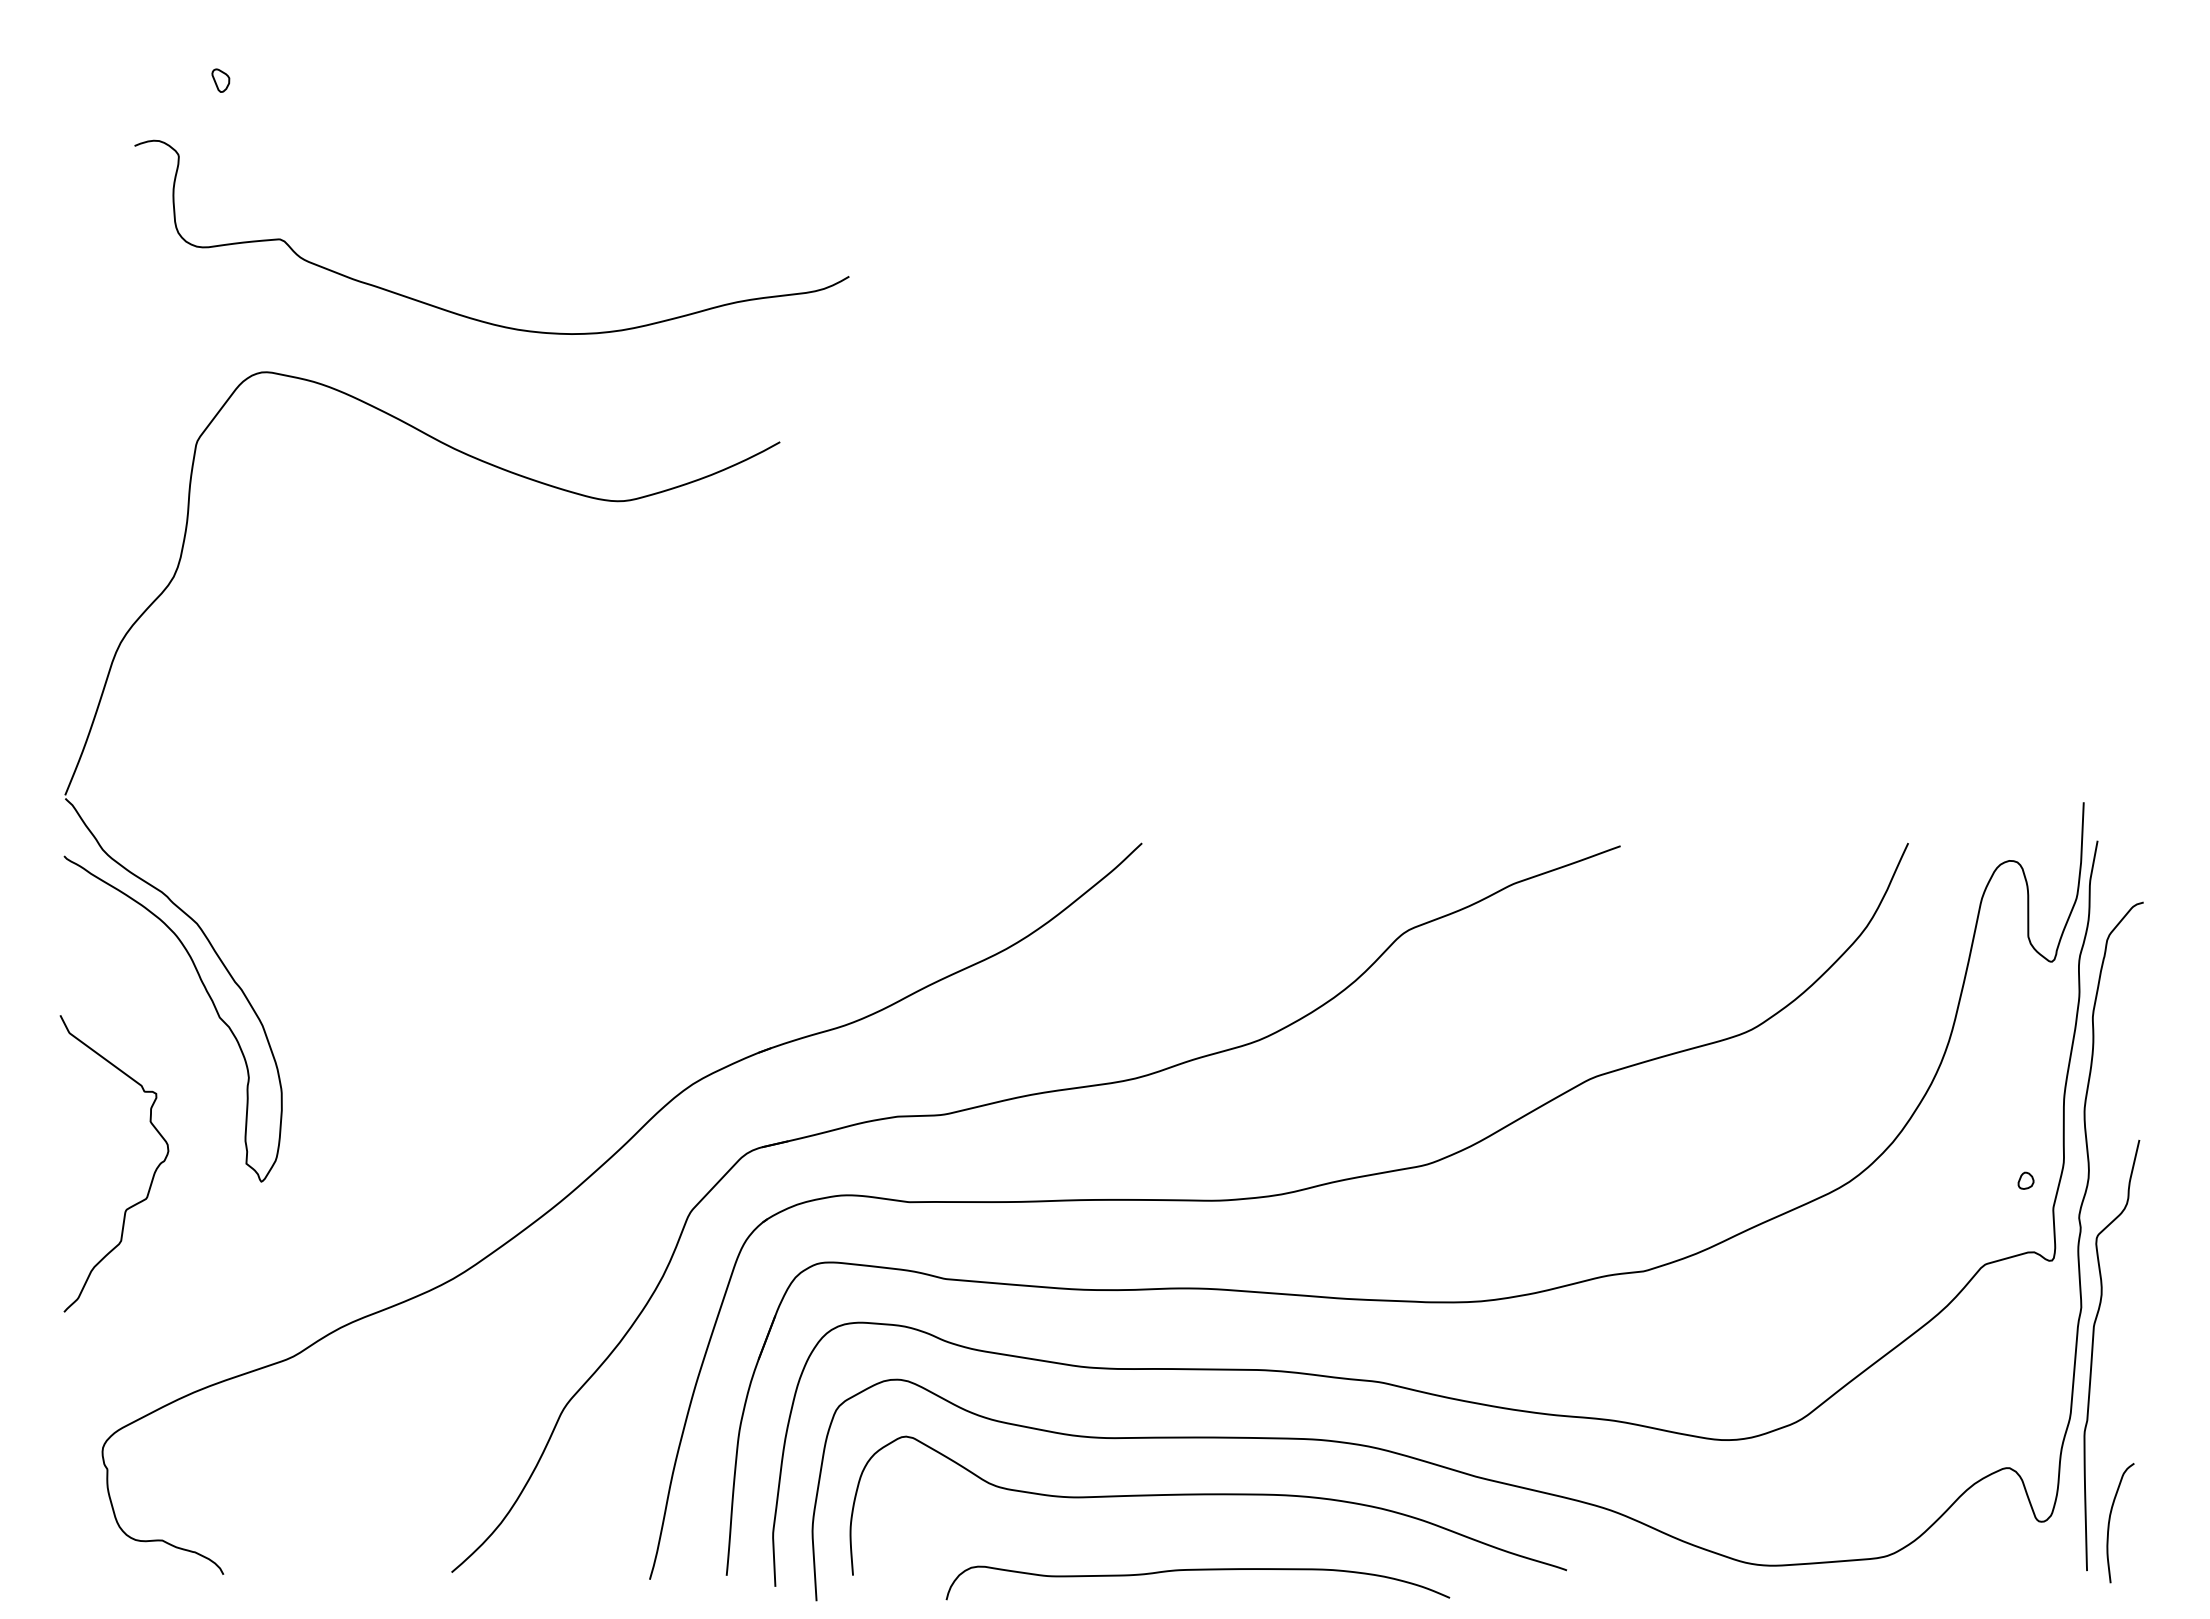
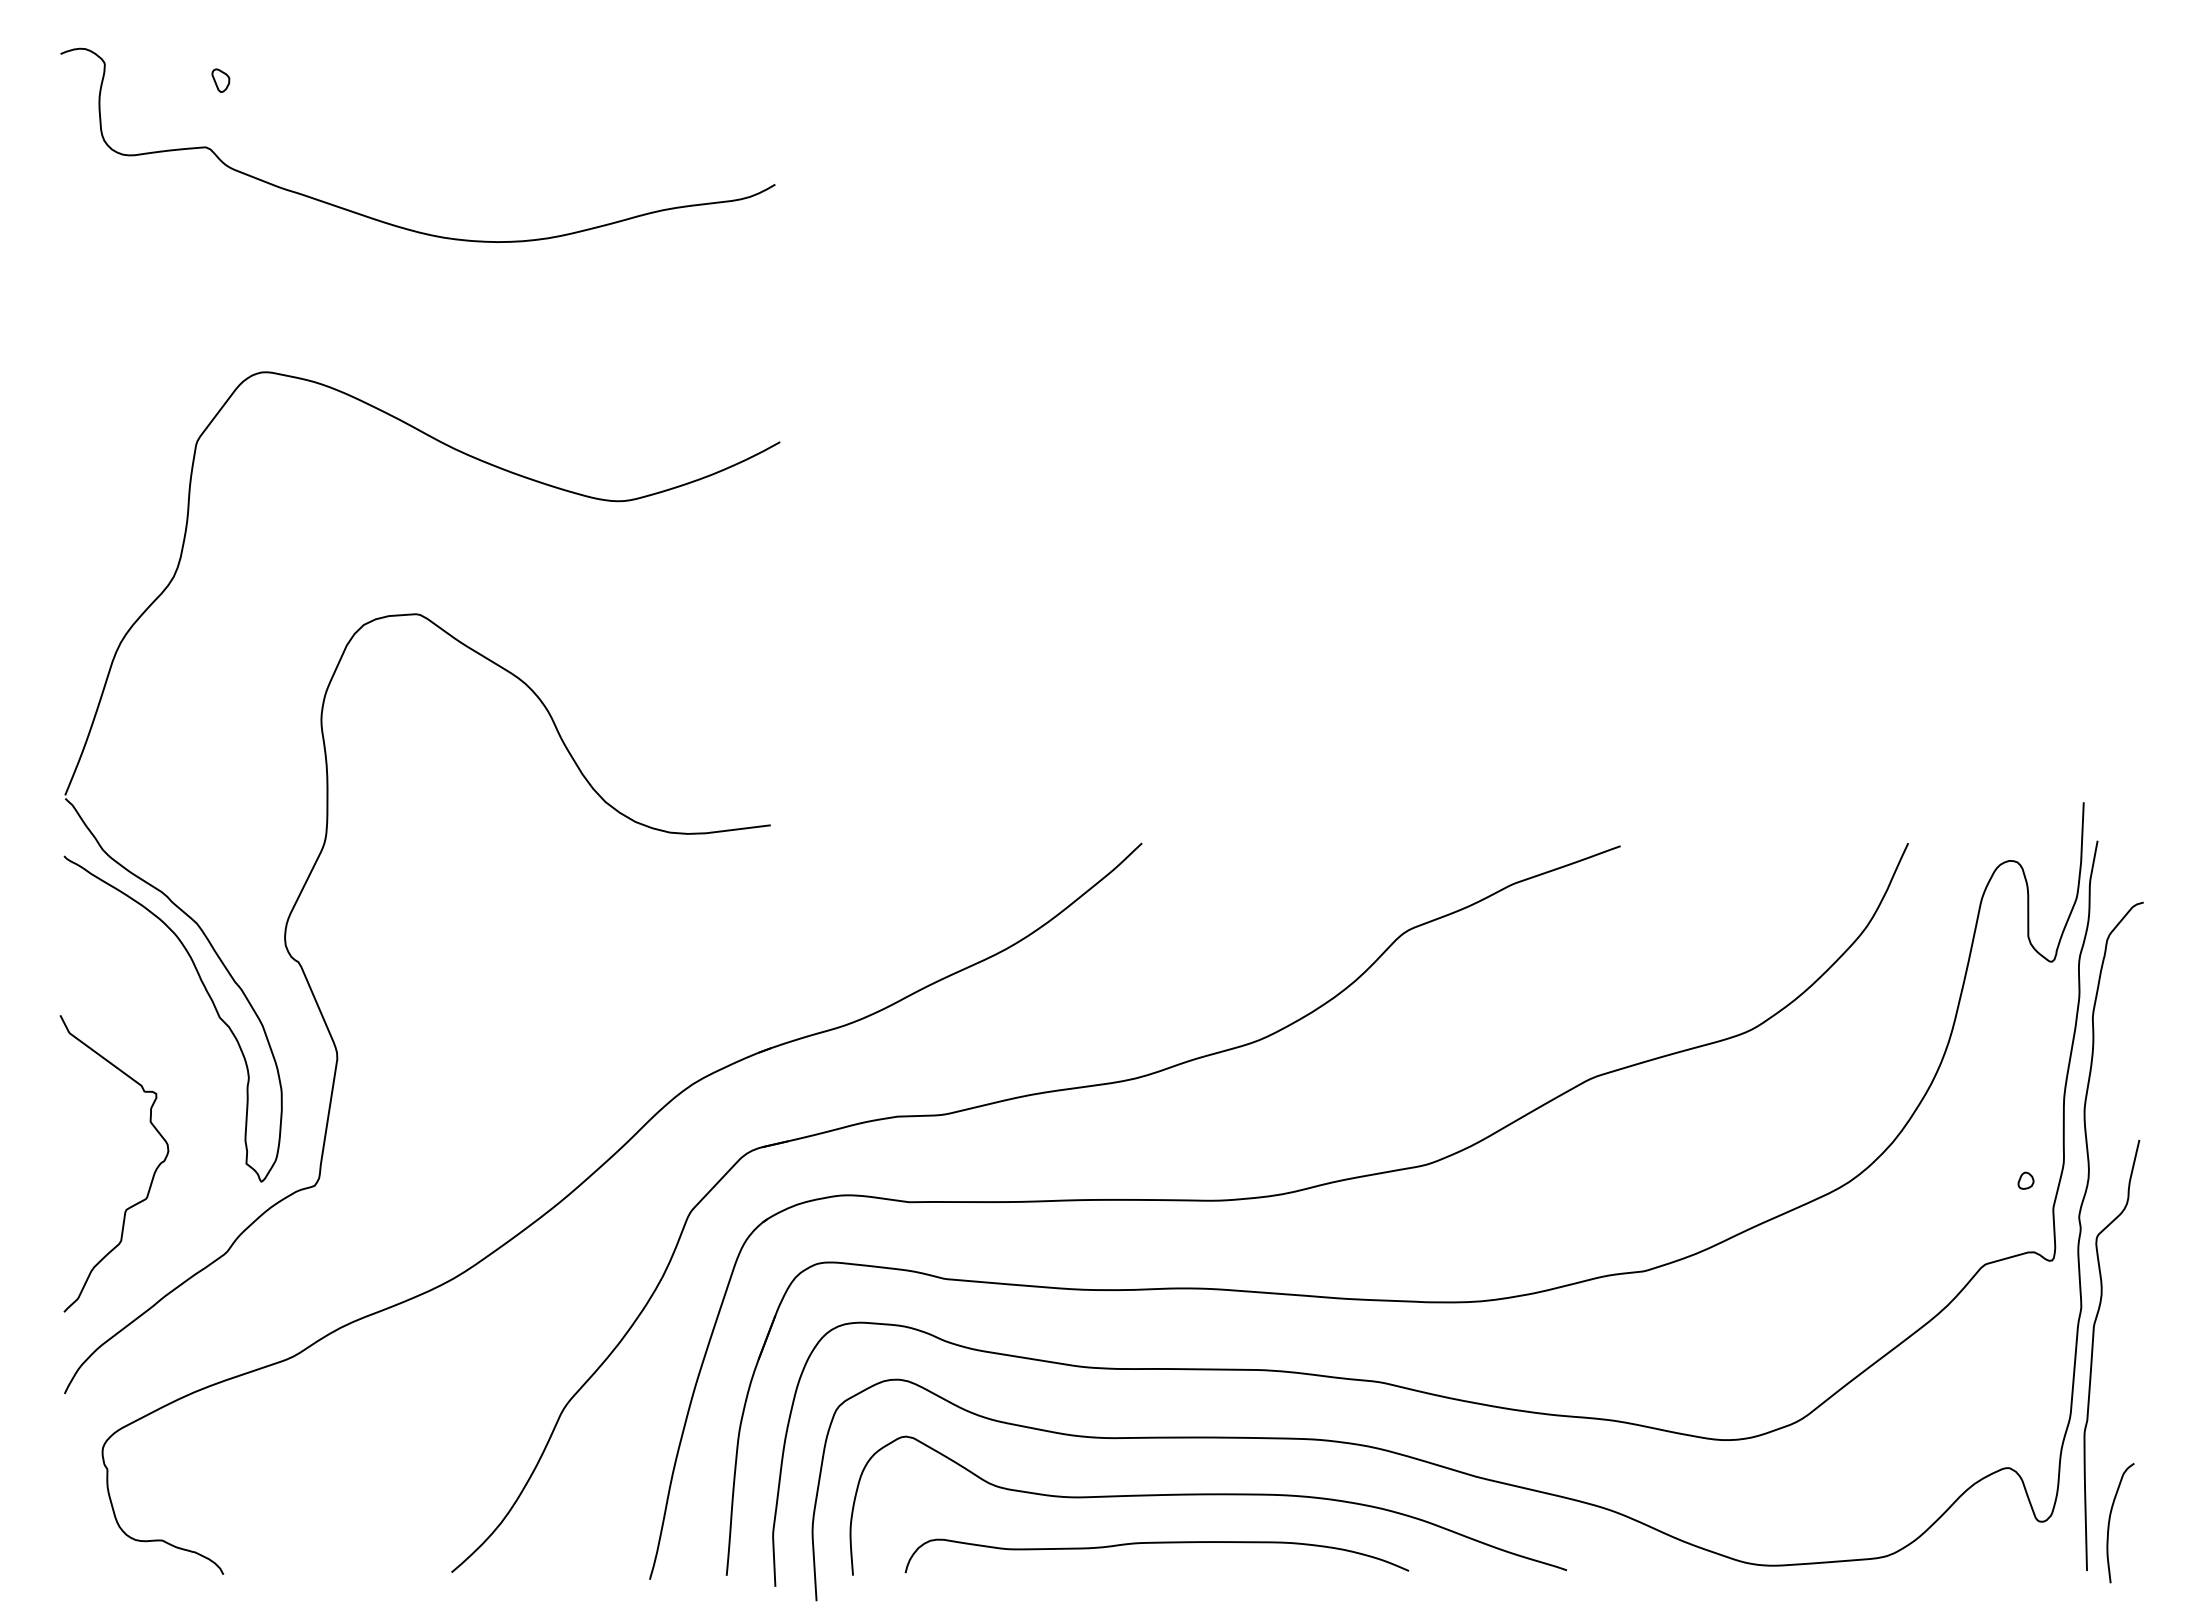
curve position: (465, 315) -> (391, 223) (391, 223)
curve: none -> present (332, 1036)
curve position: (1197, 1570) -> (1156, 1543) (1156, 1543)
